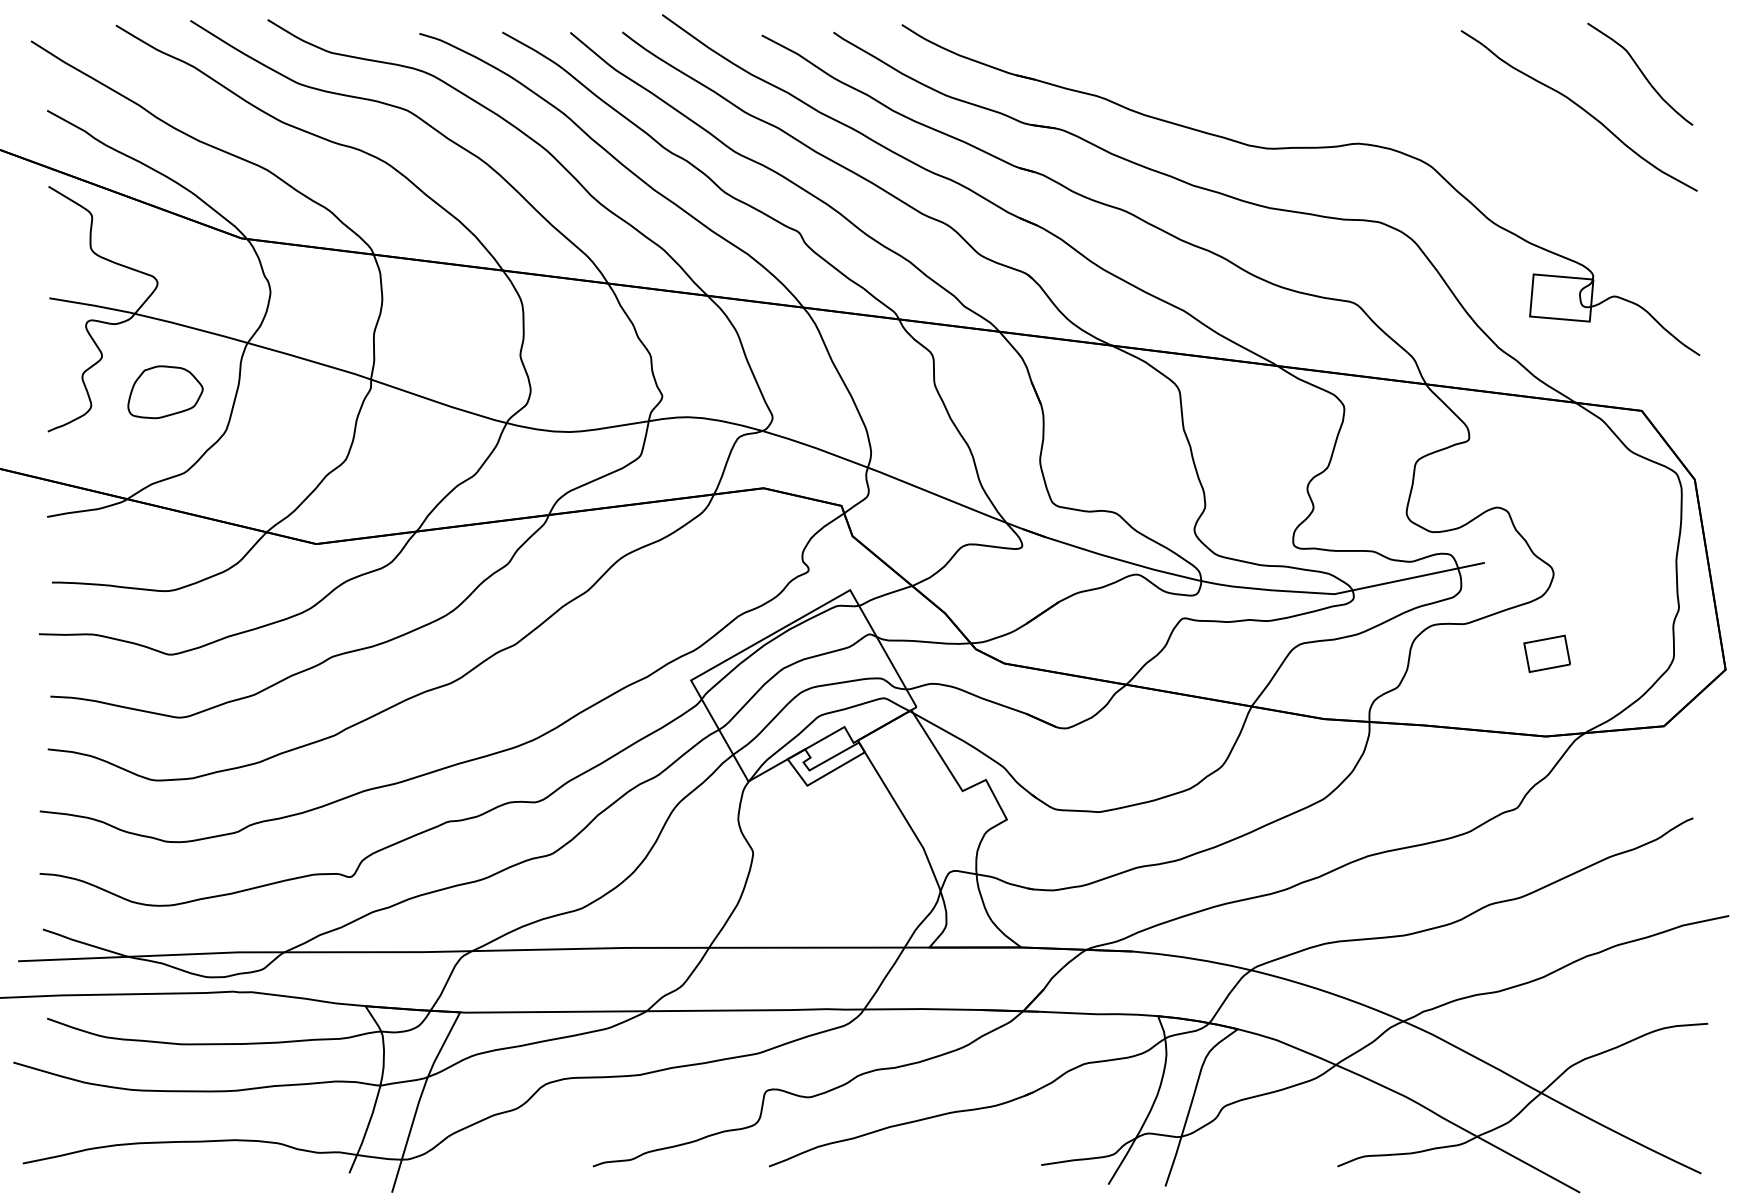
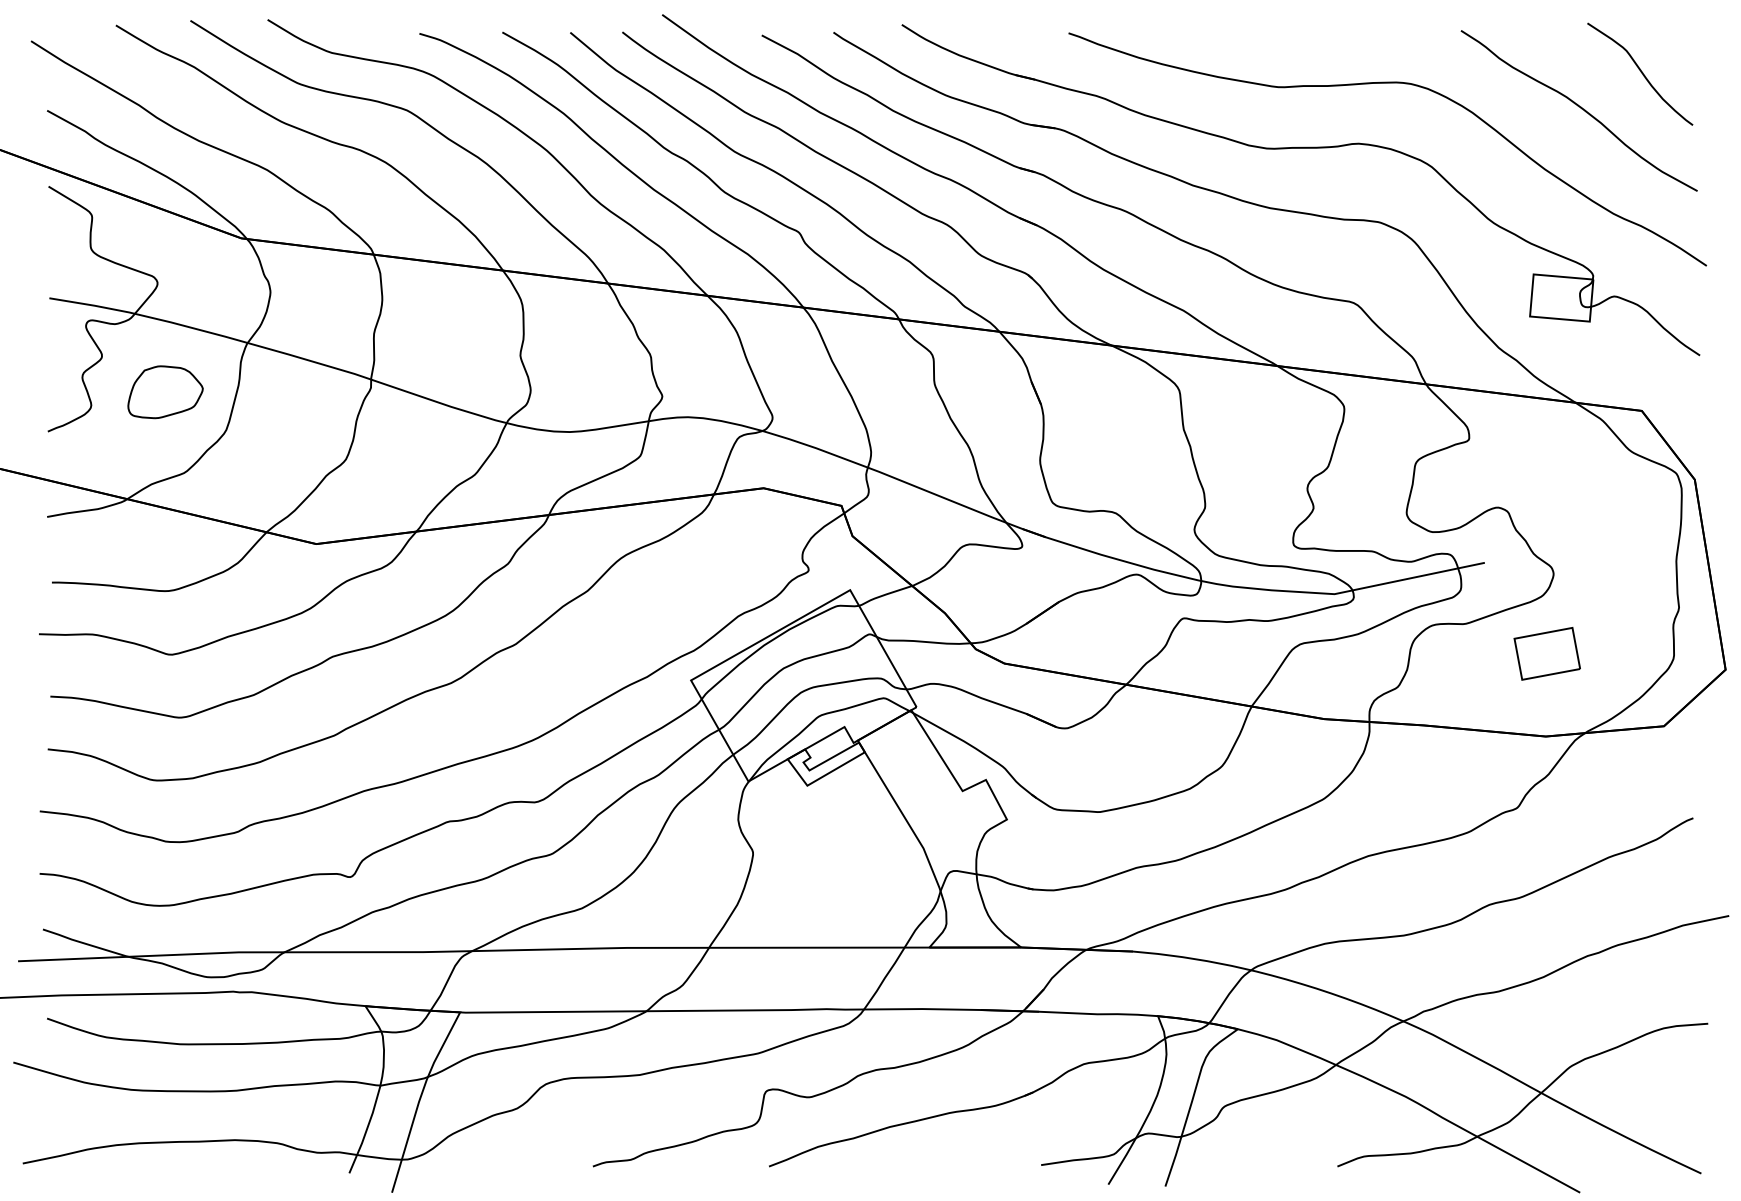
curve: none -> present (1387, 83)
part size: 48x39 px -> 68x54 px (1546, 653)
